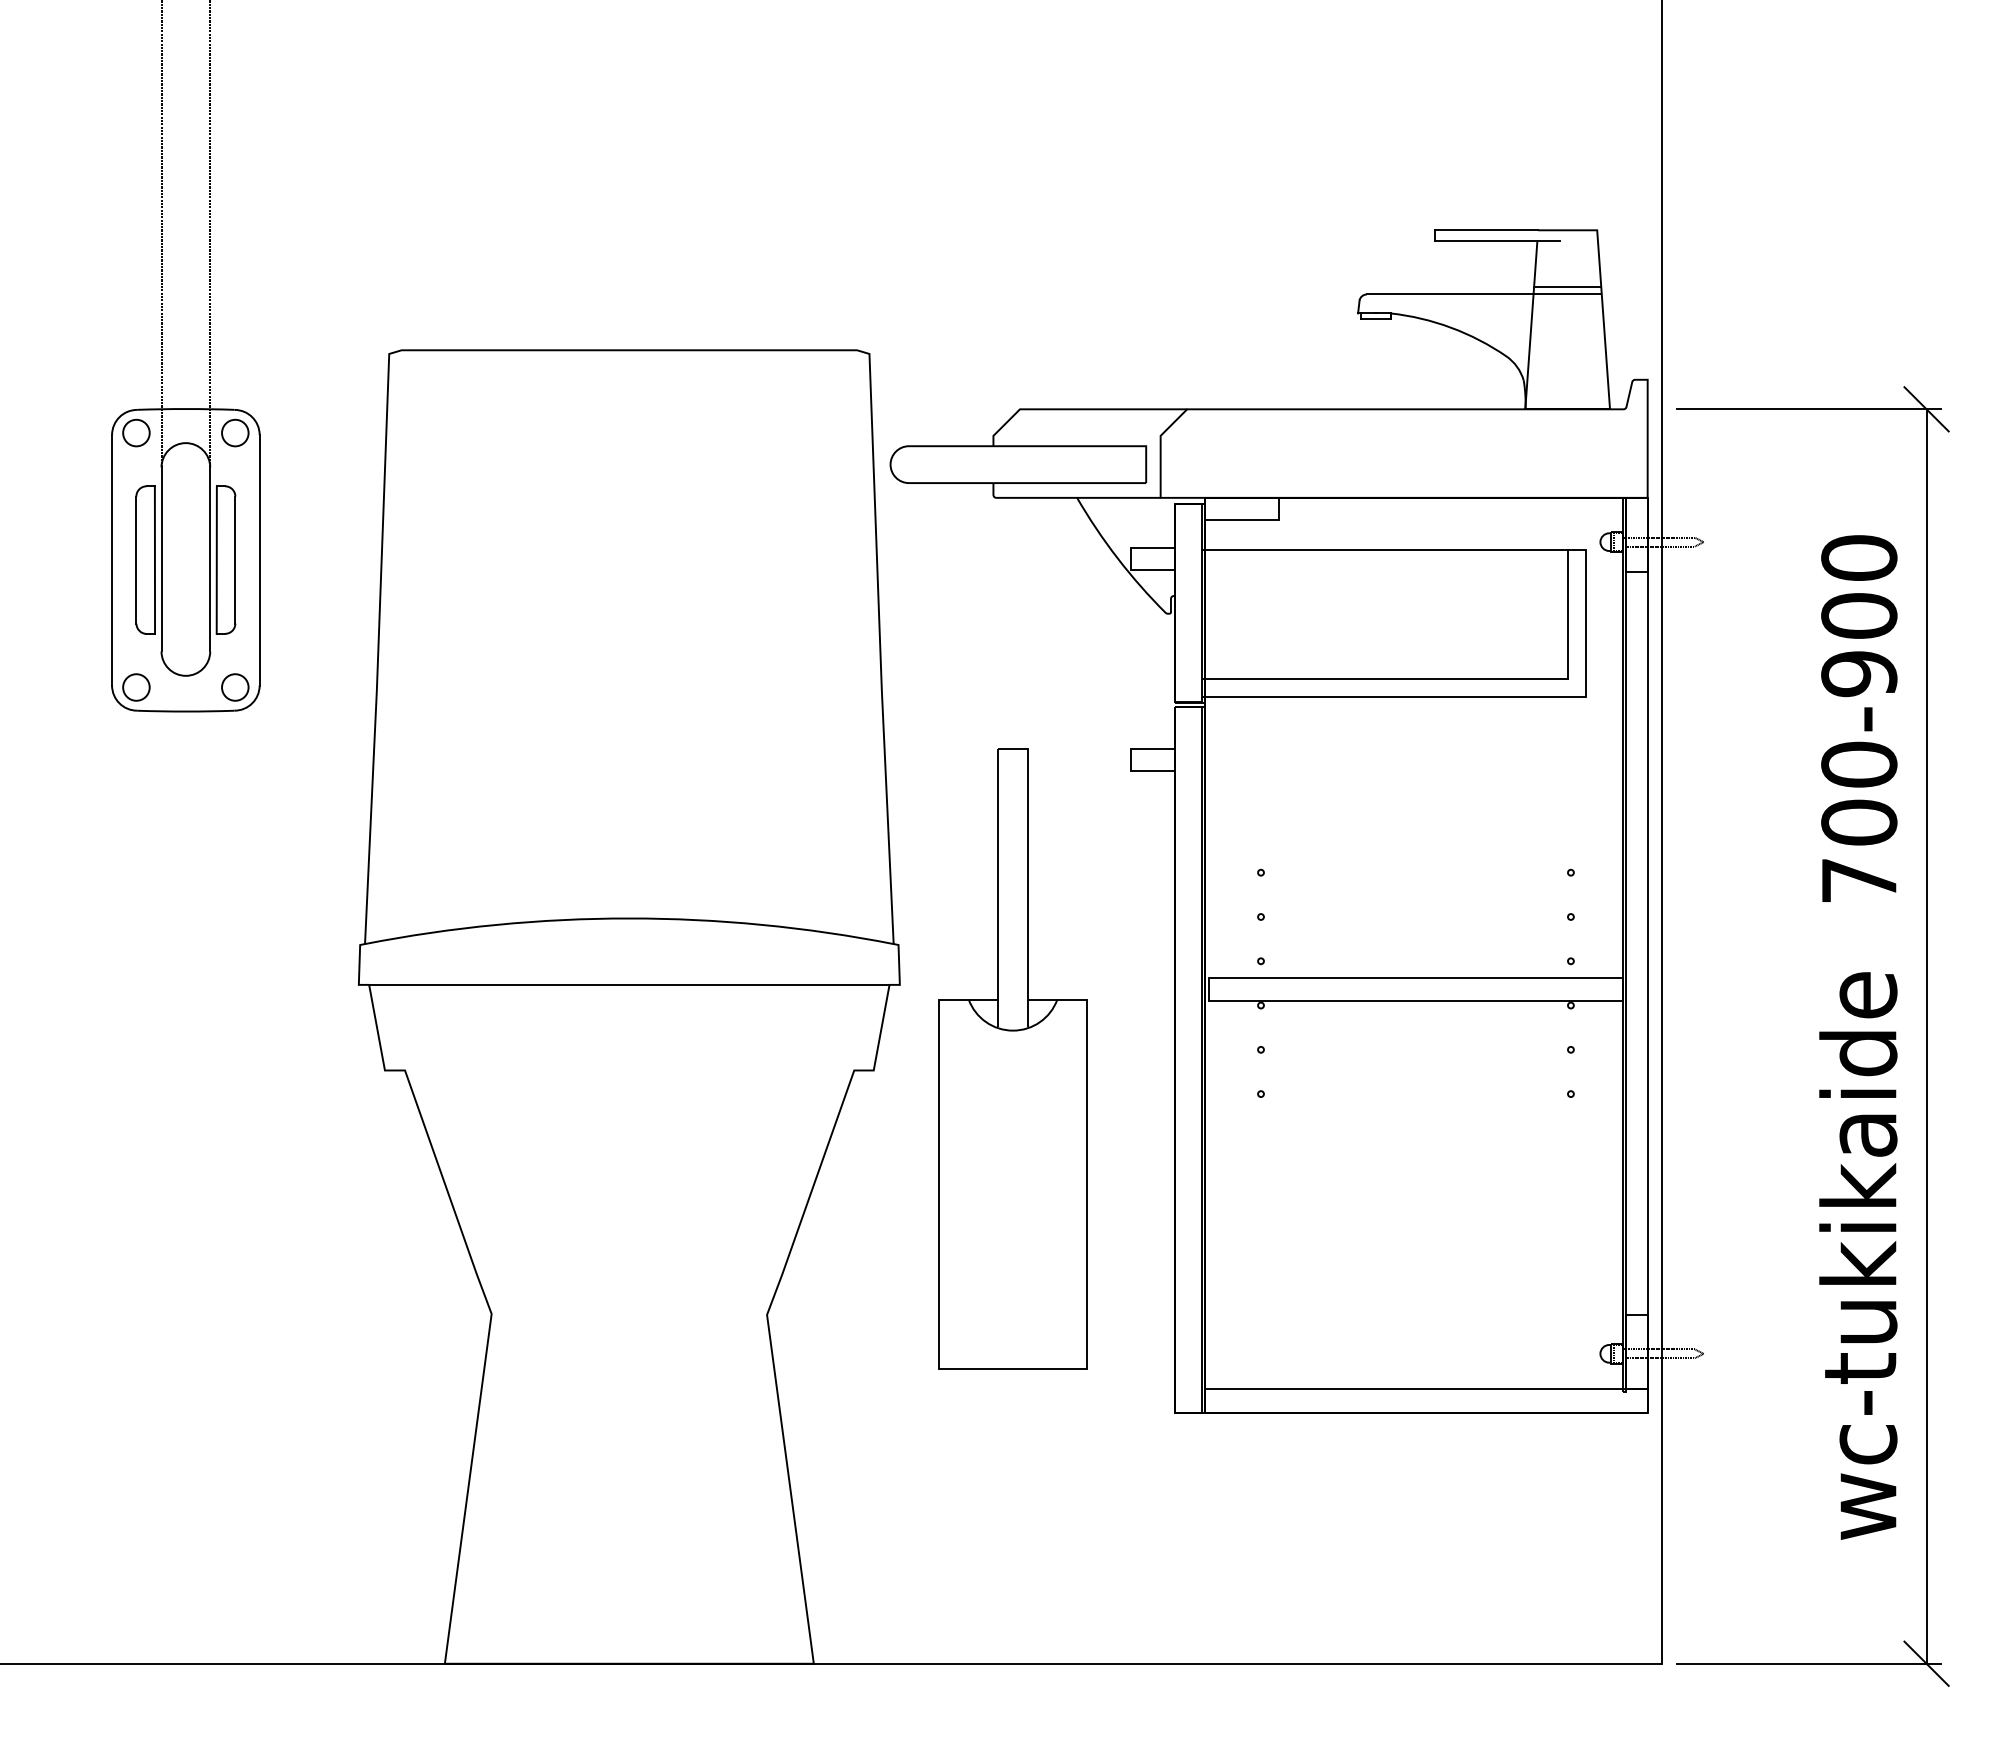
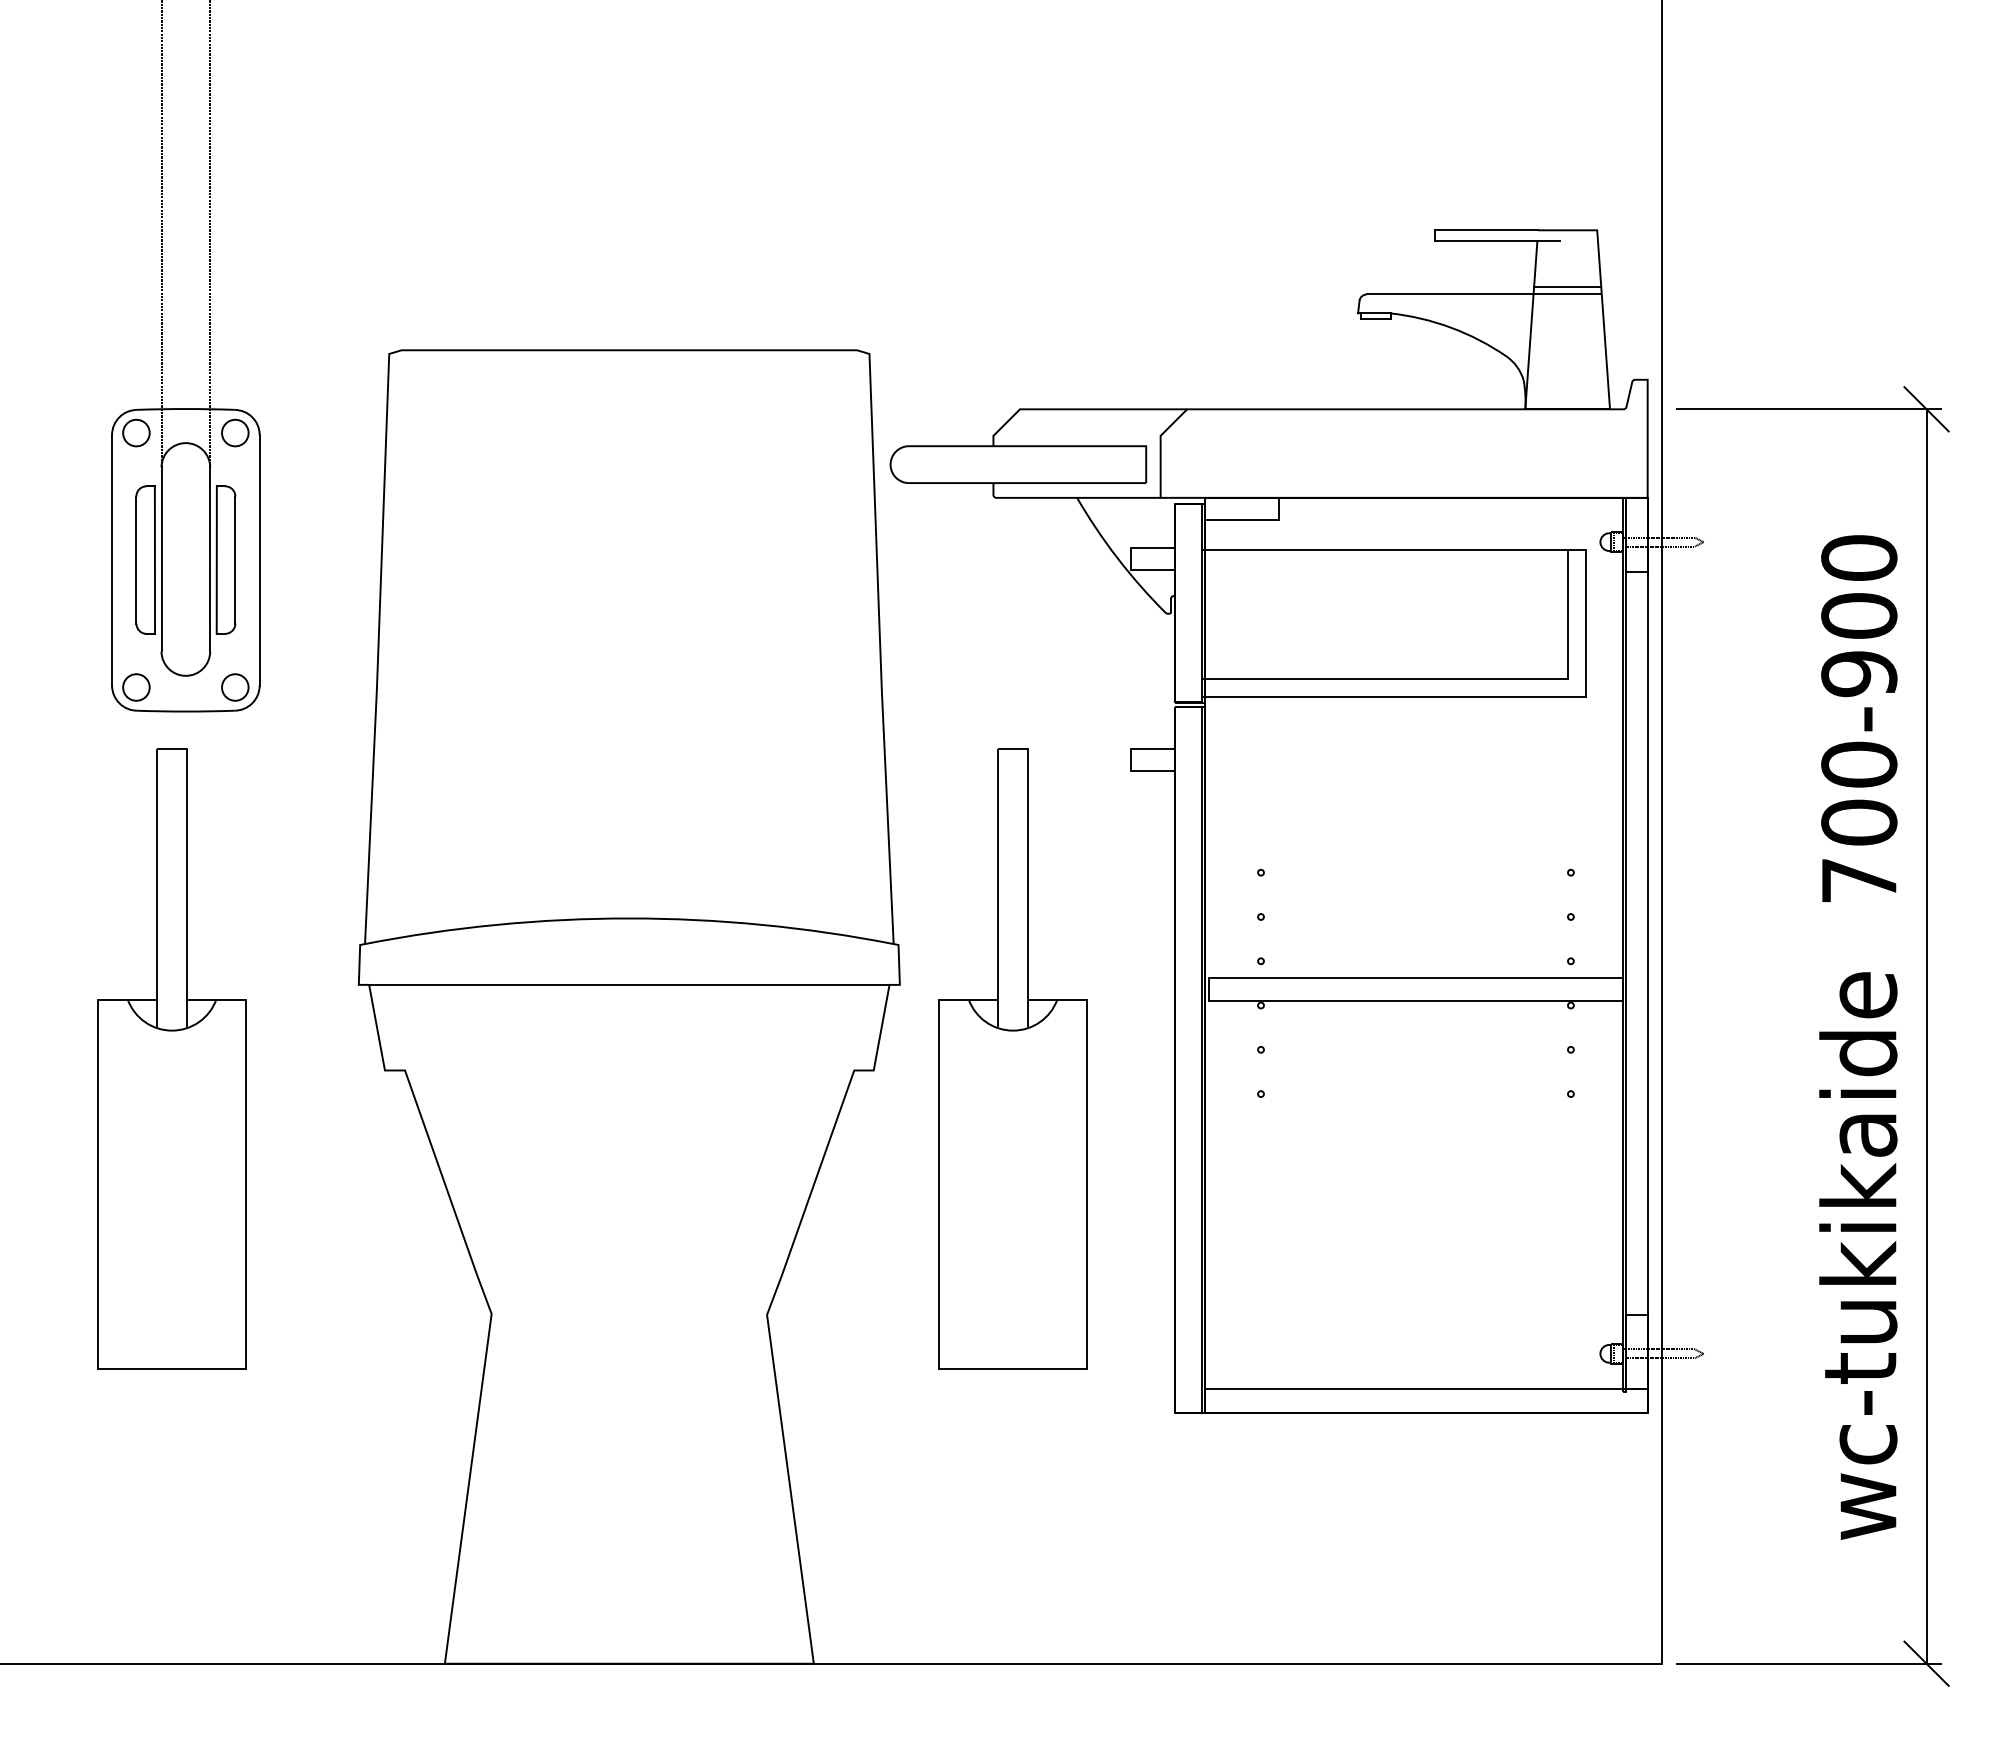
part: none -> present (171, 1058)
